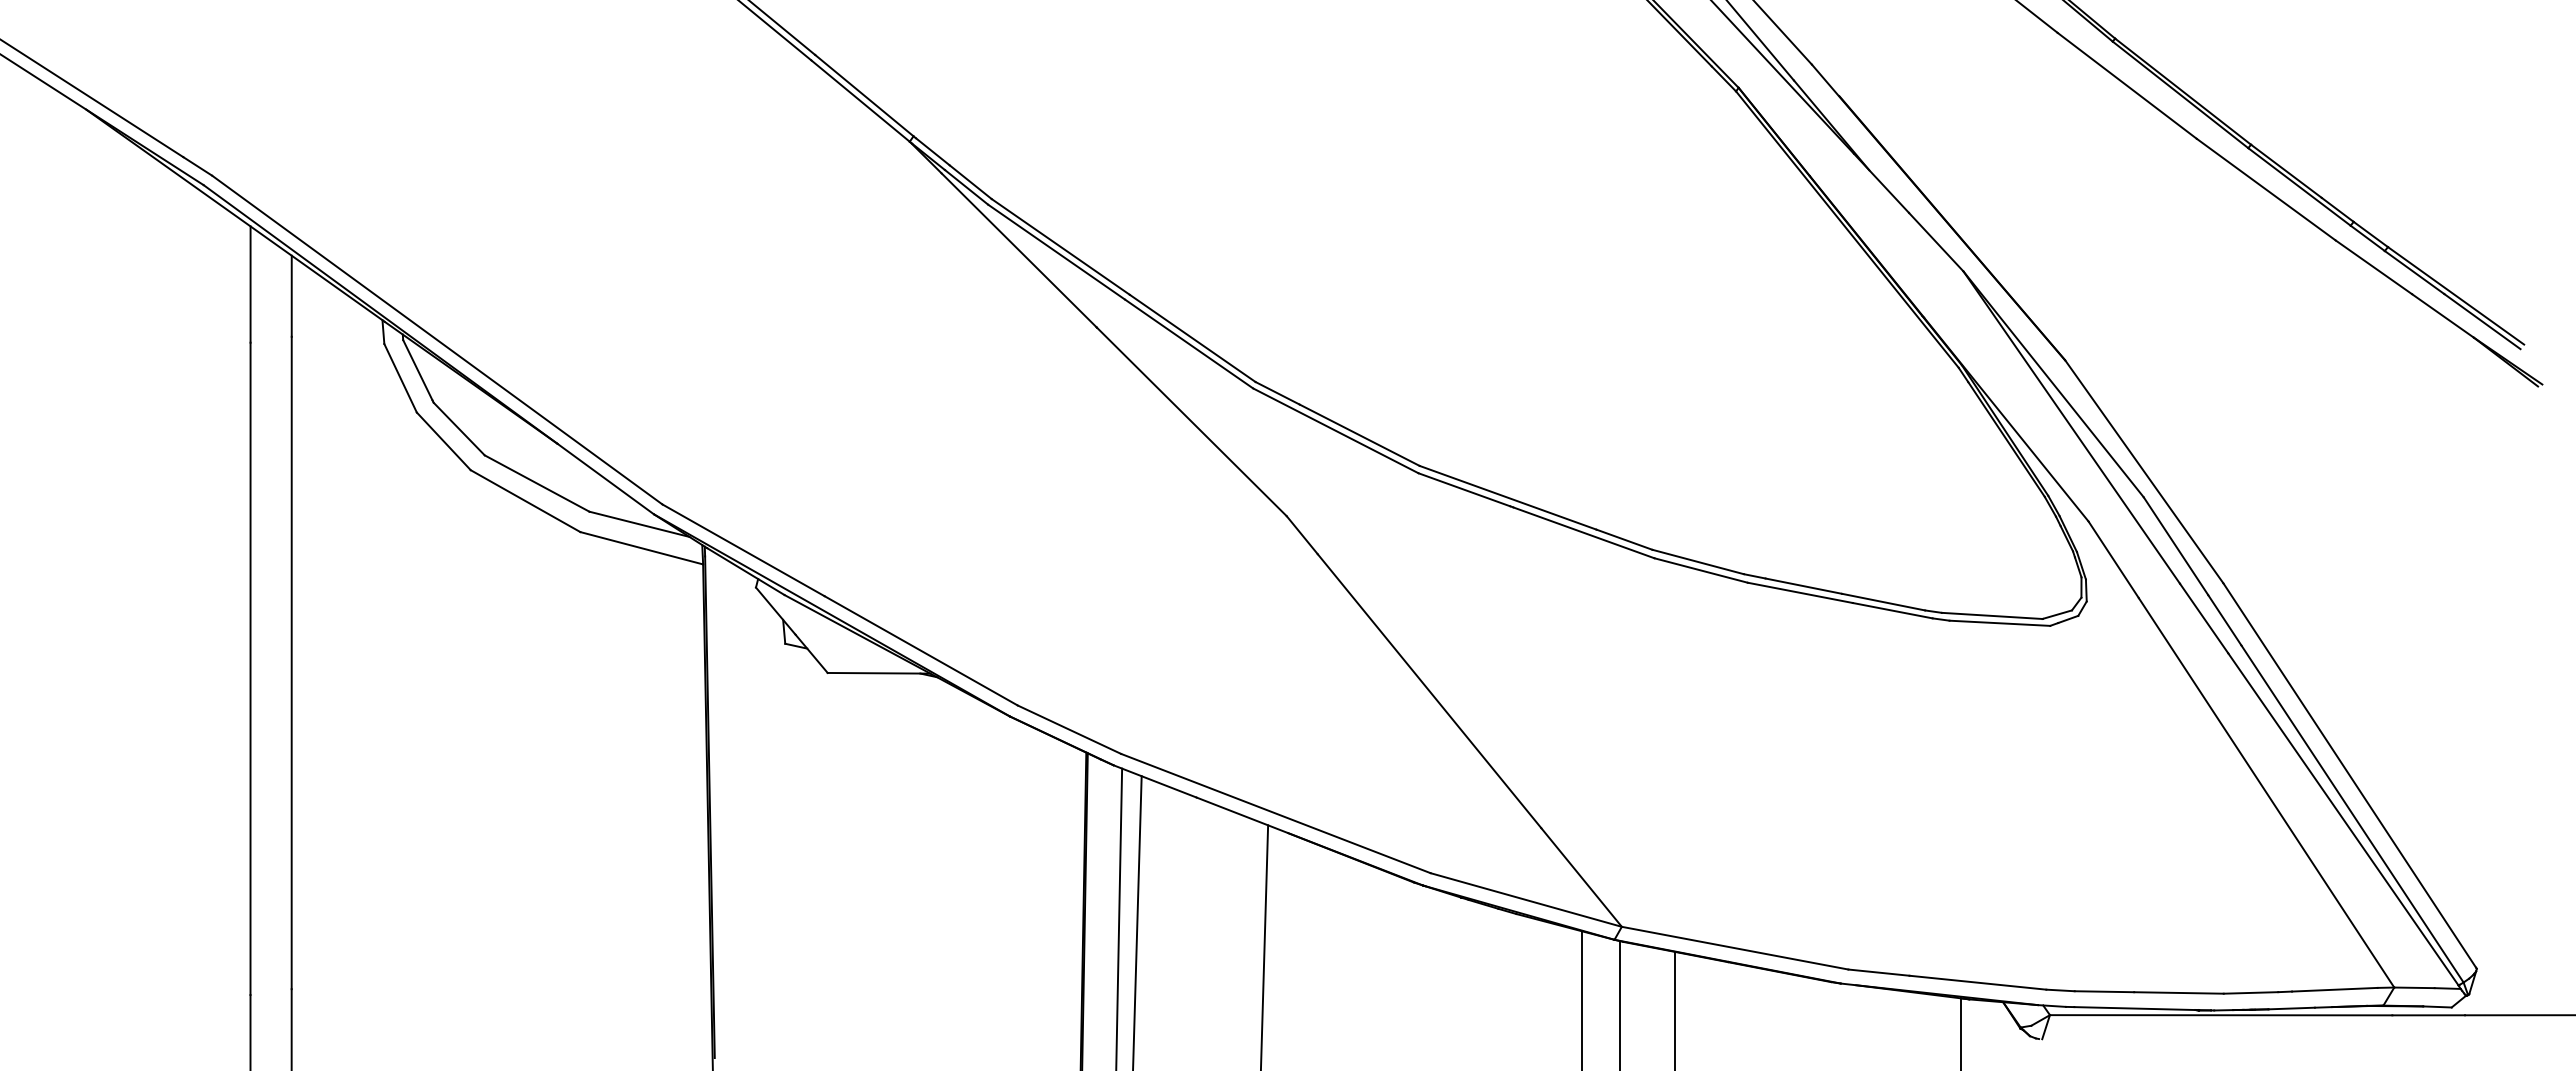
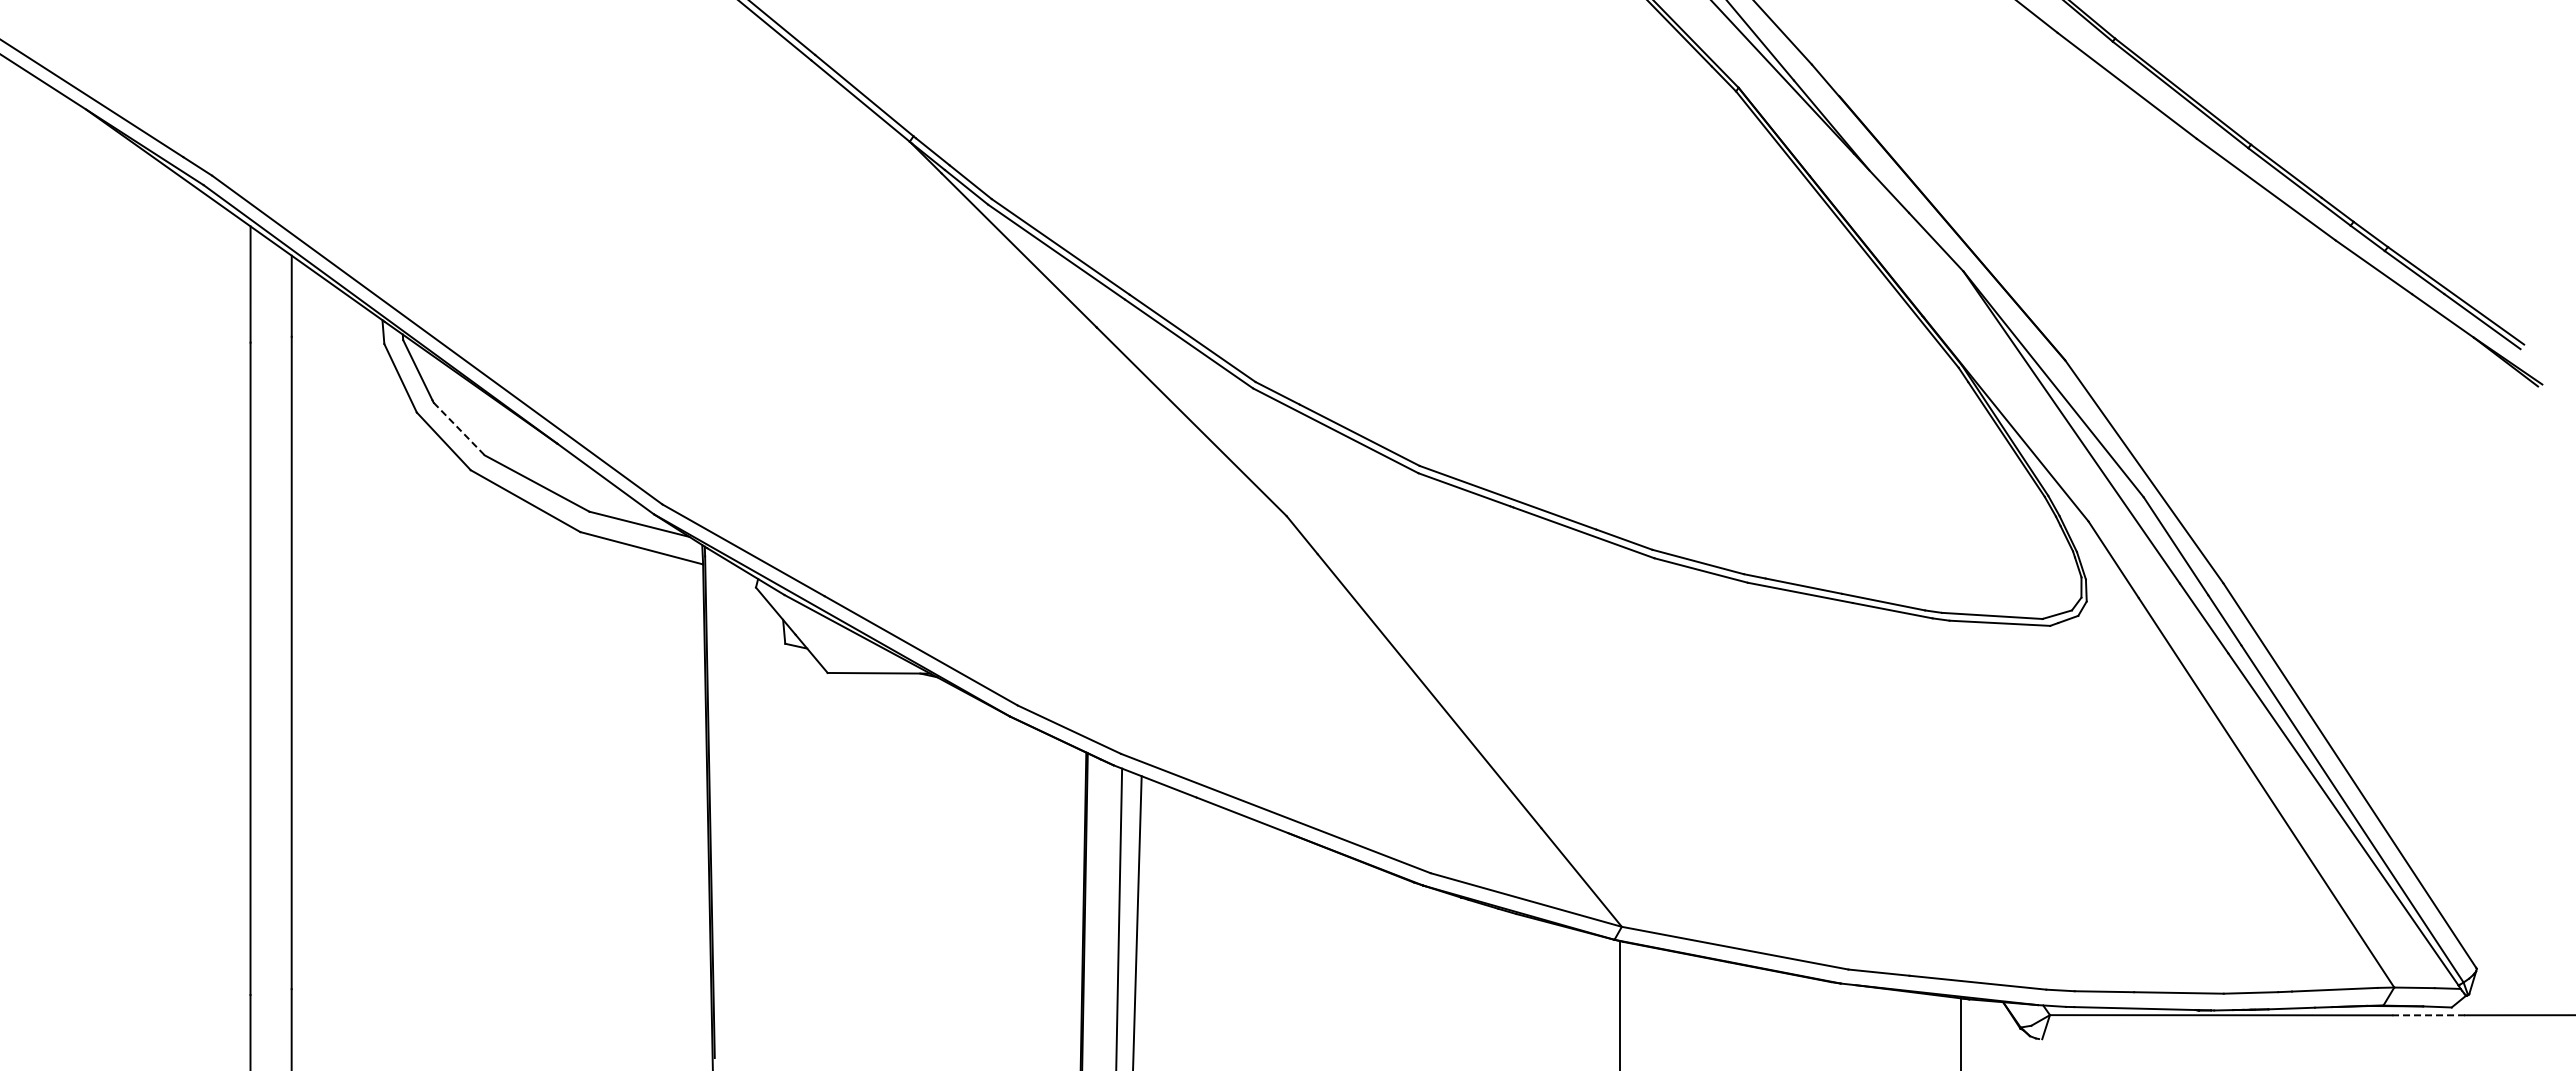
line: solid -> dashed (459, 429)
line: present -> none (1264, 946)
line: present -> none (1582, 999)
line: present -> none (1674, 1009)
line: solid -> dashed (2428, 1015)
